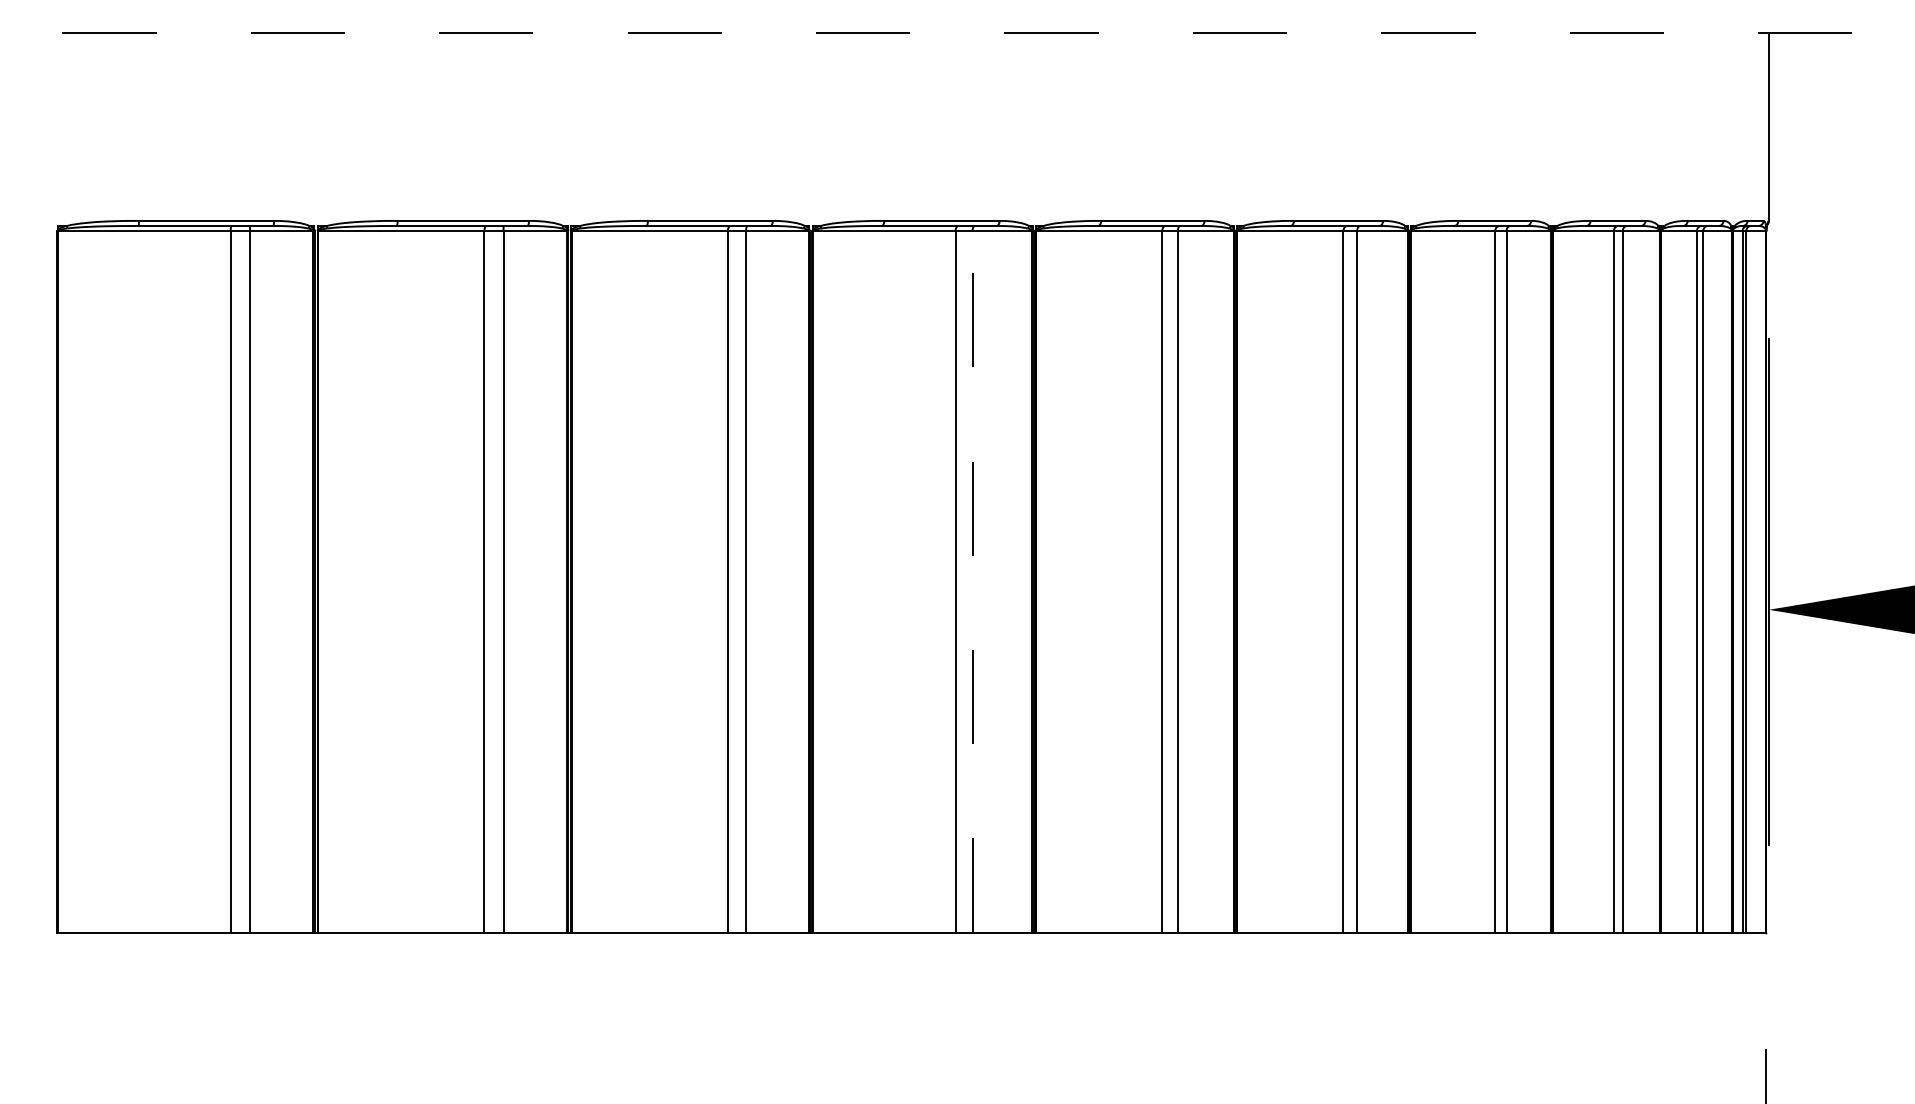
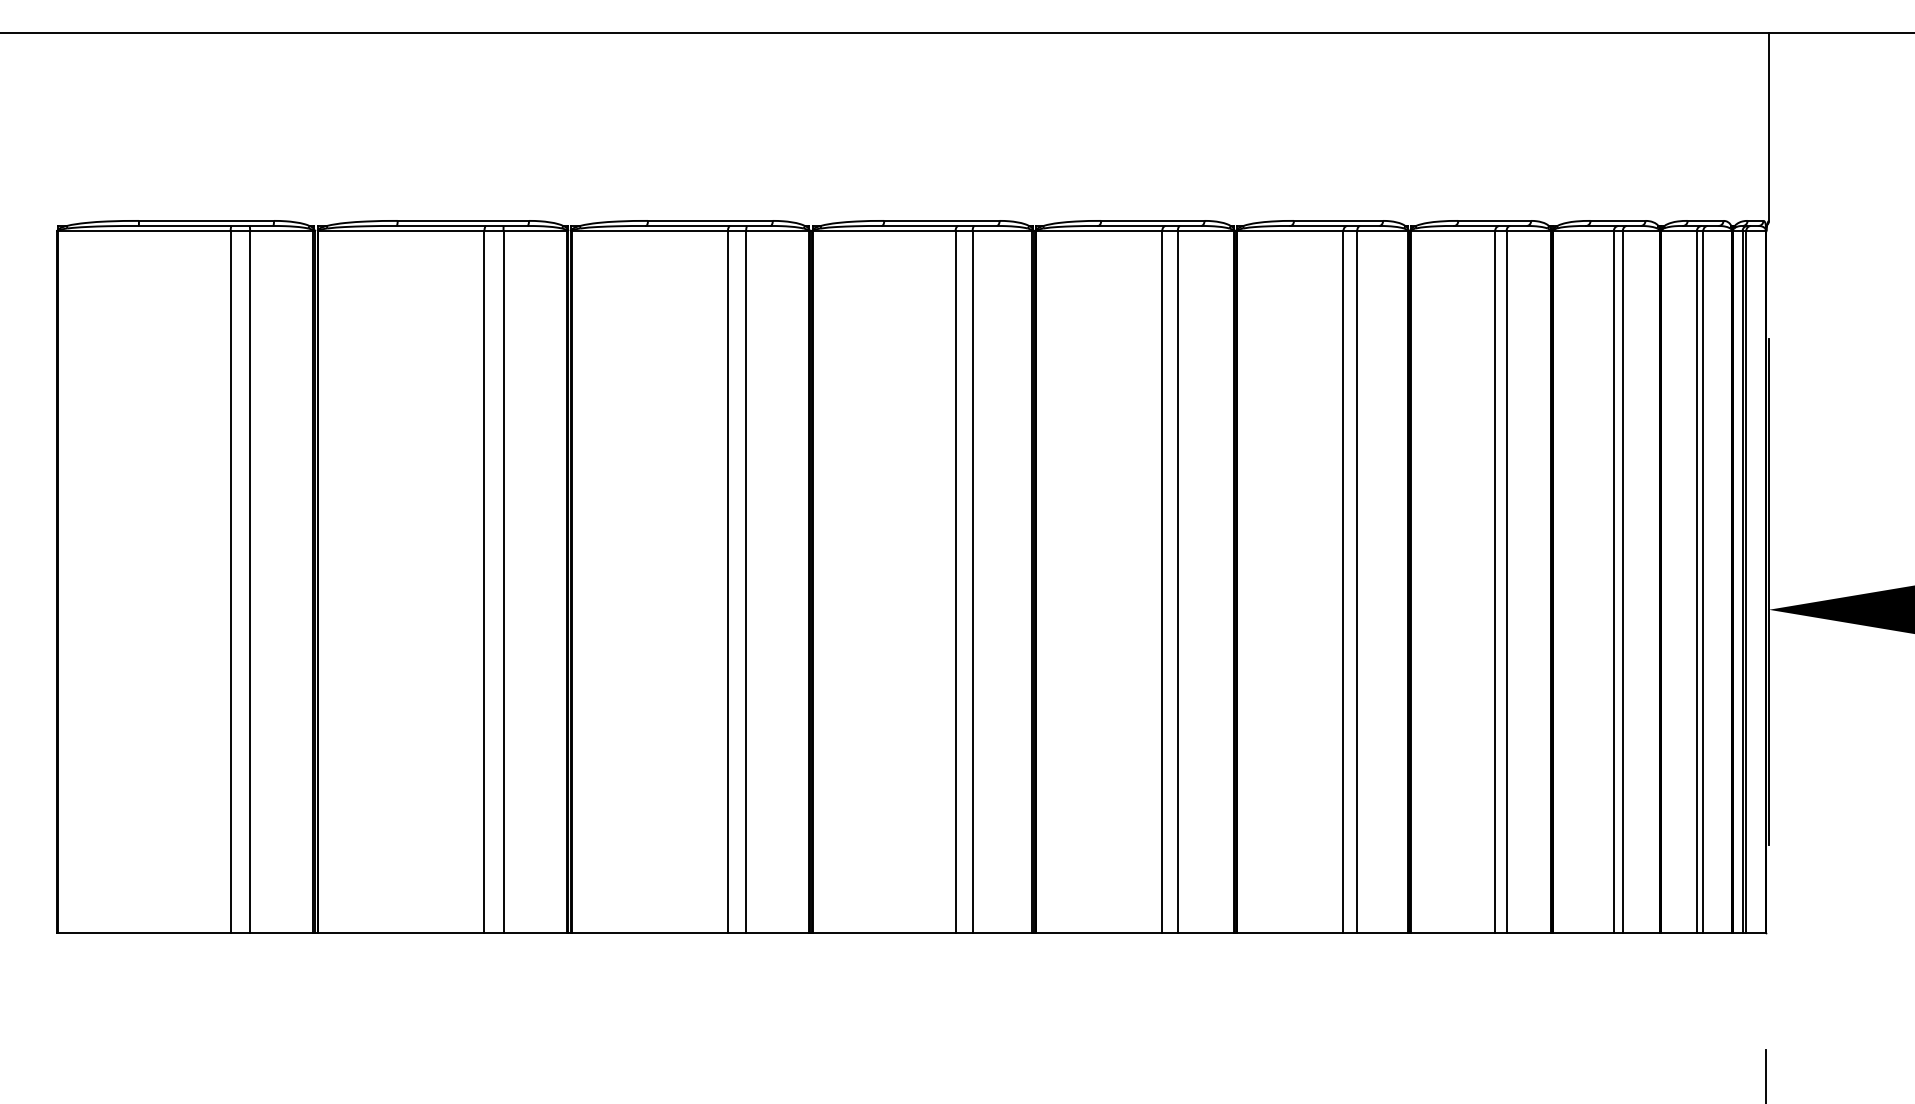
line: dashed -> solid (957, 33)
line: dashed -> solid (972, 581)
